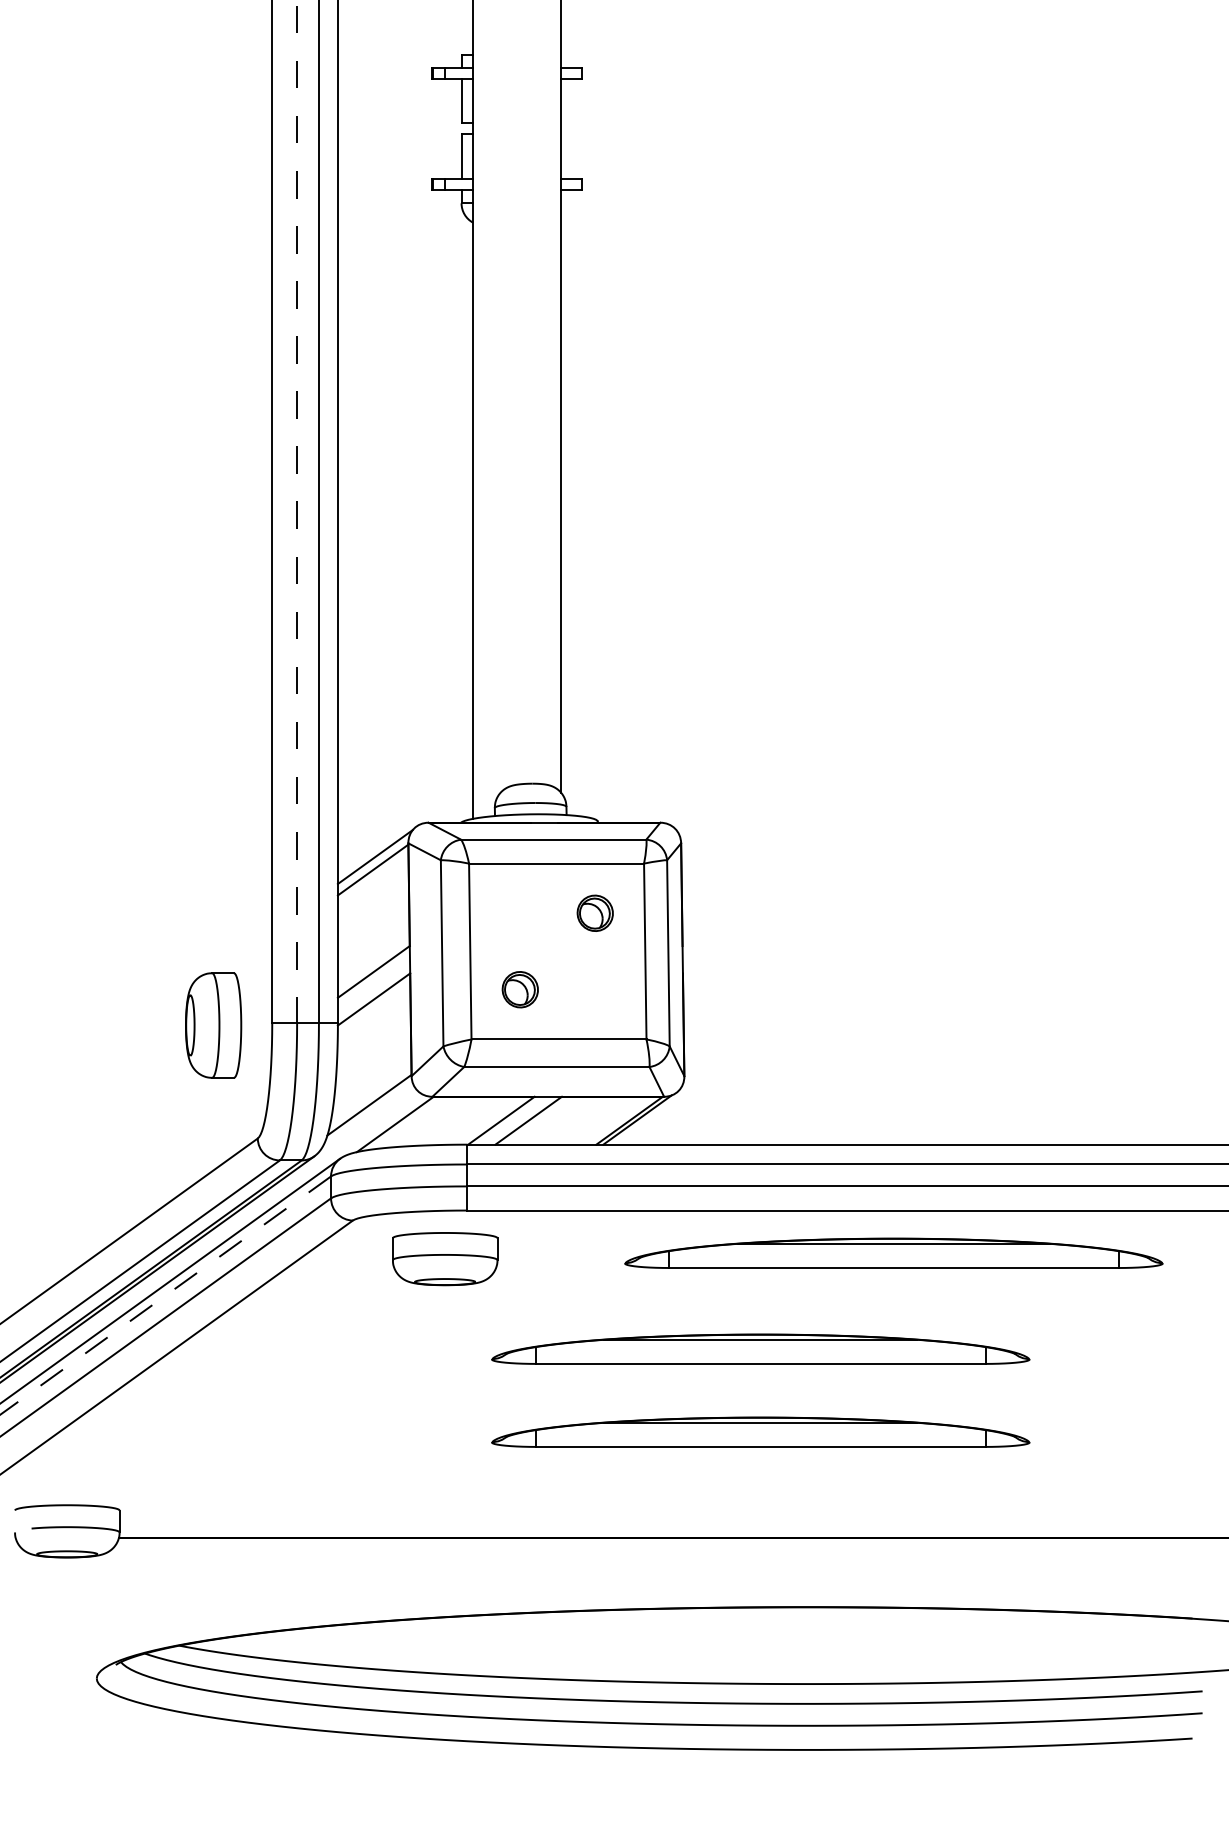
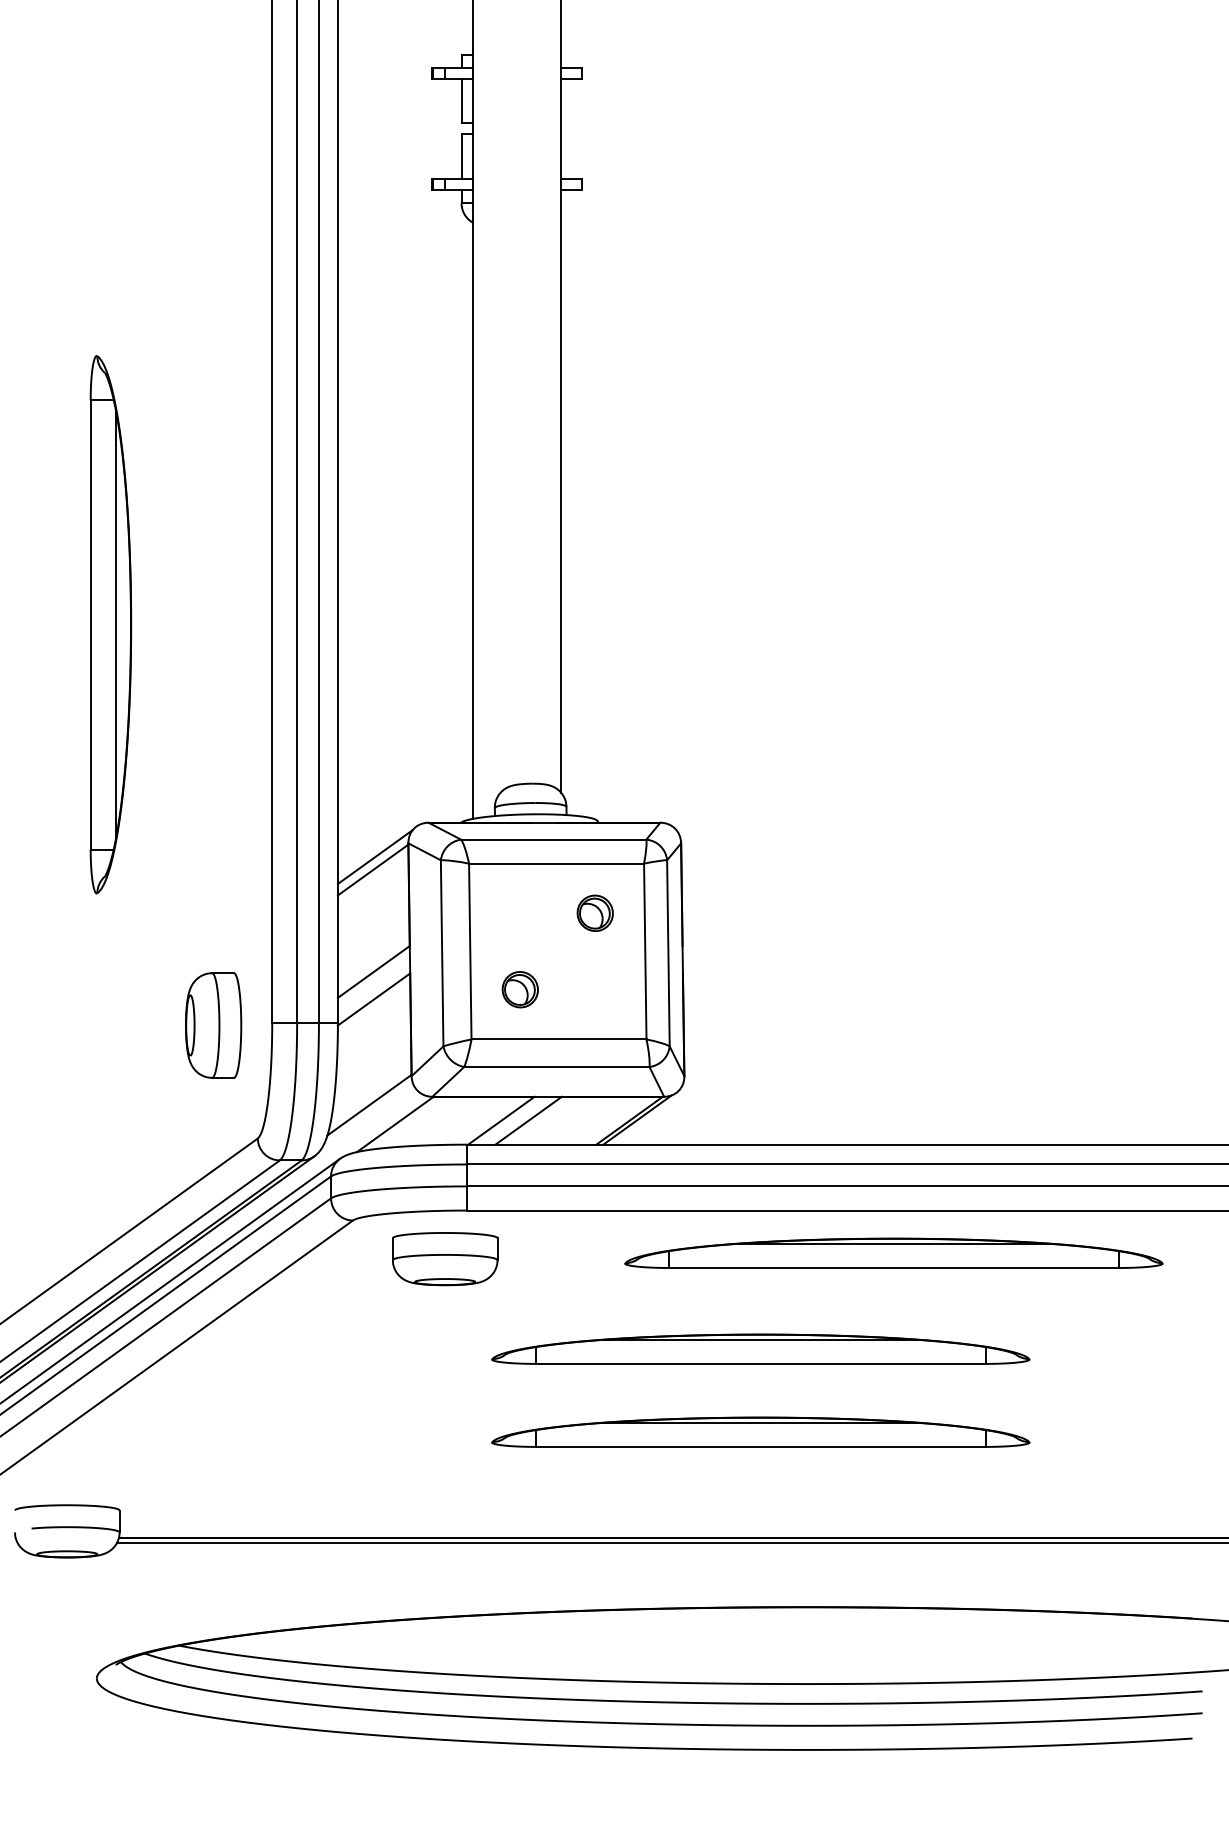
line: dashed -> solid (297, 512)
part: none -> present (110, 624)
line: dashed -> solid (165, 1295)
line: none -> present (671, 1542)
